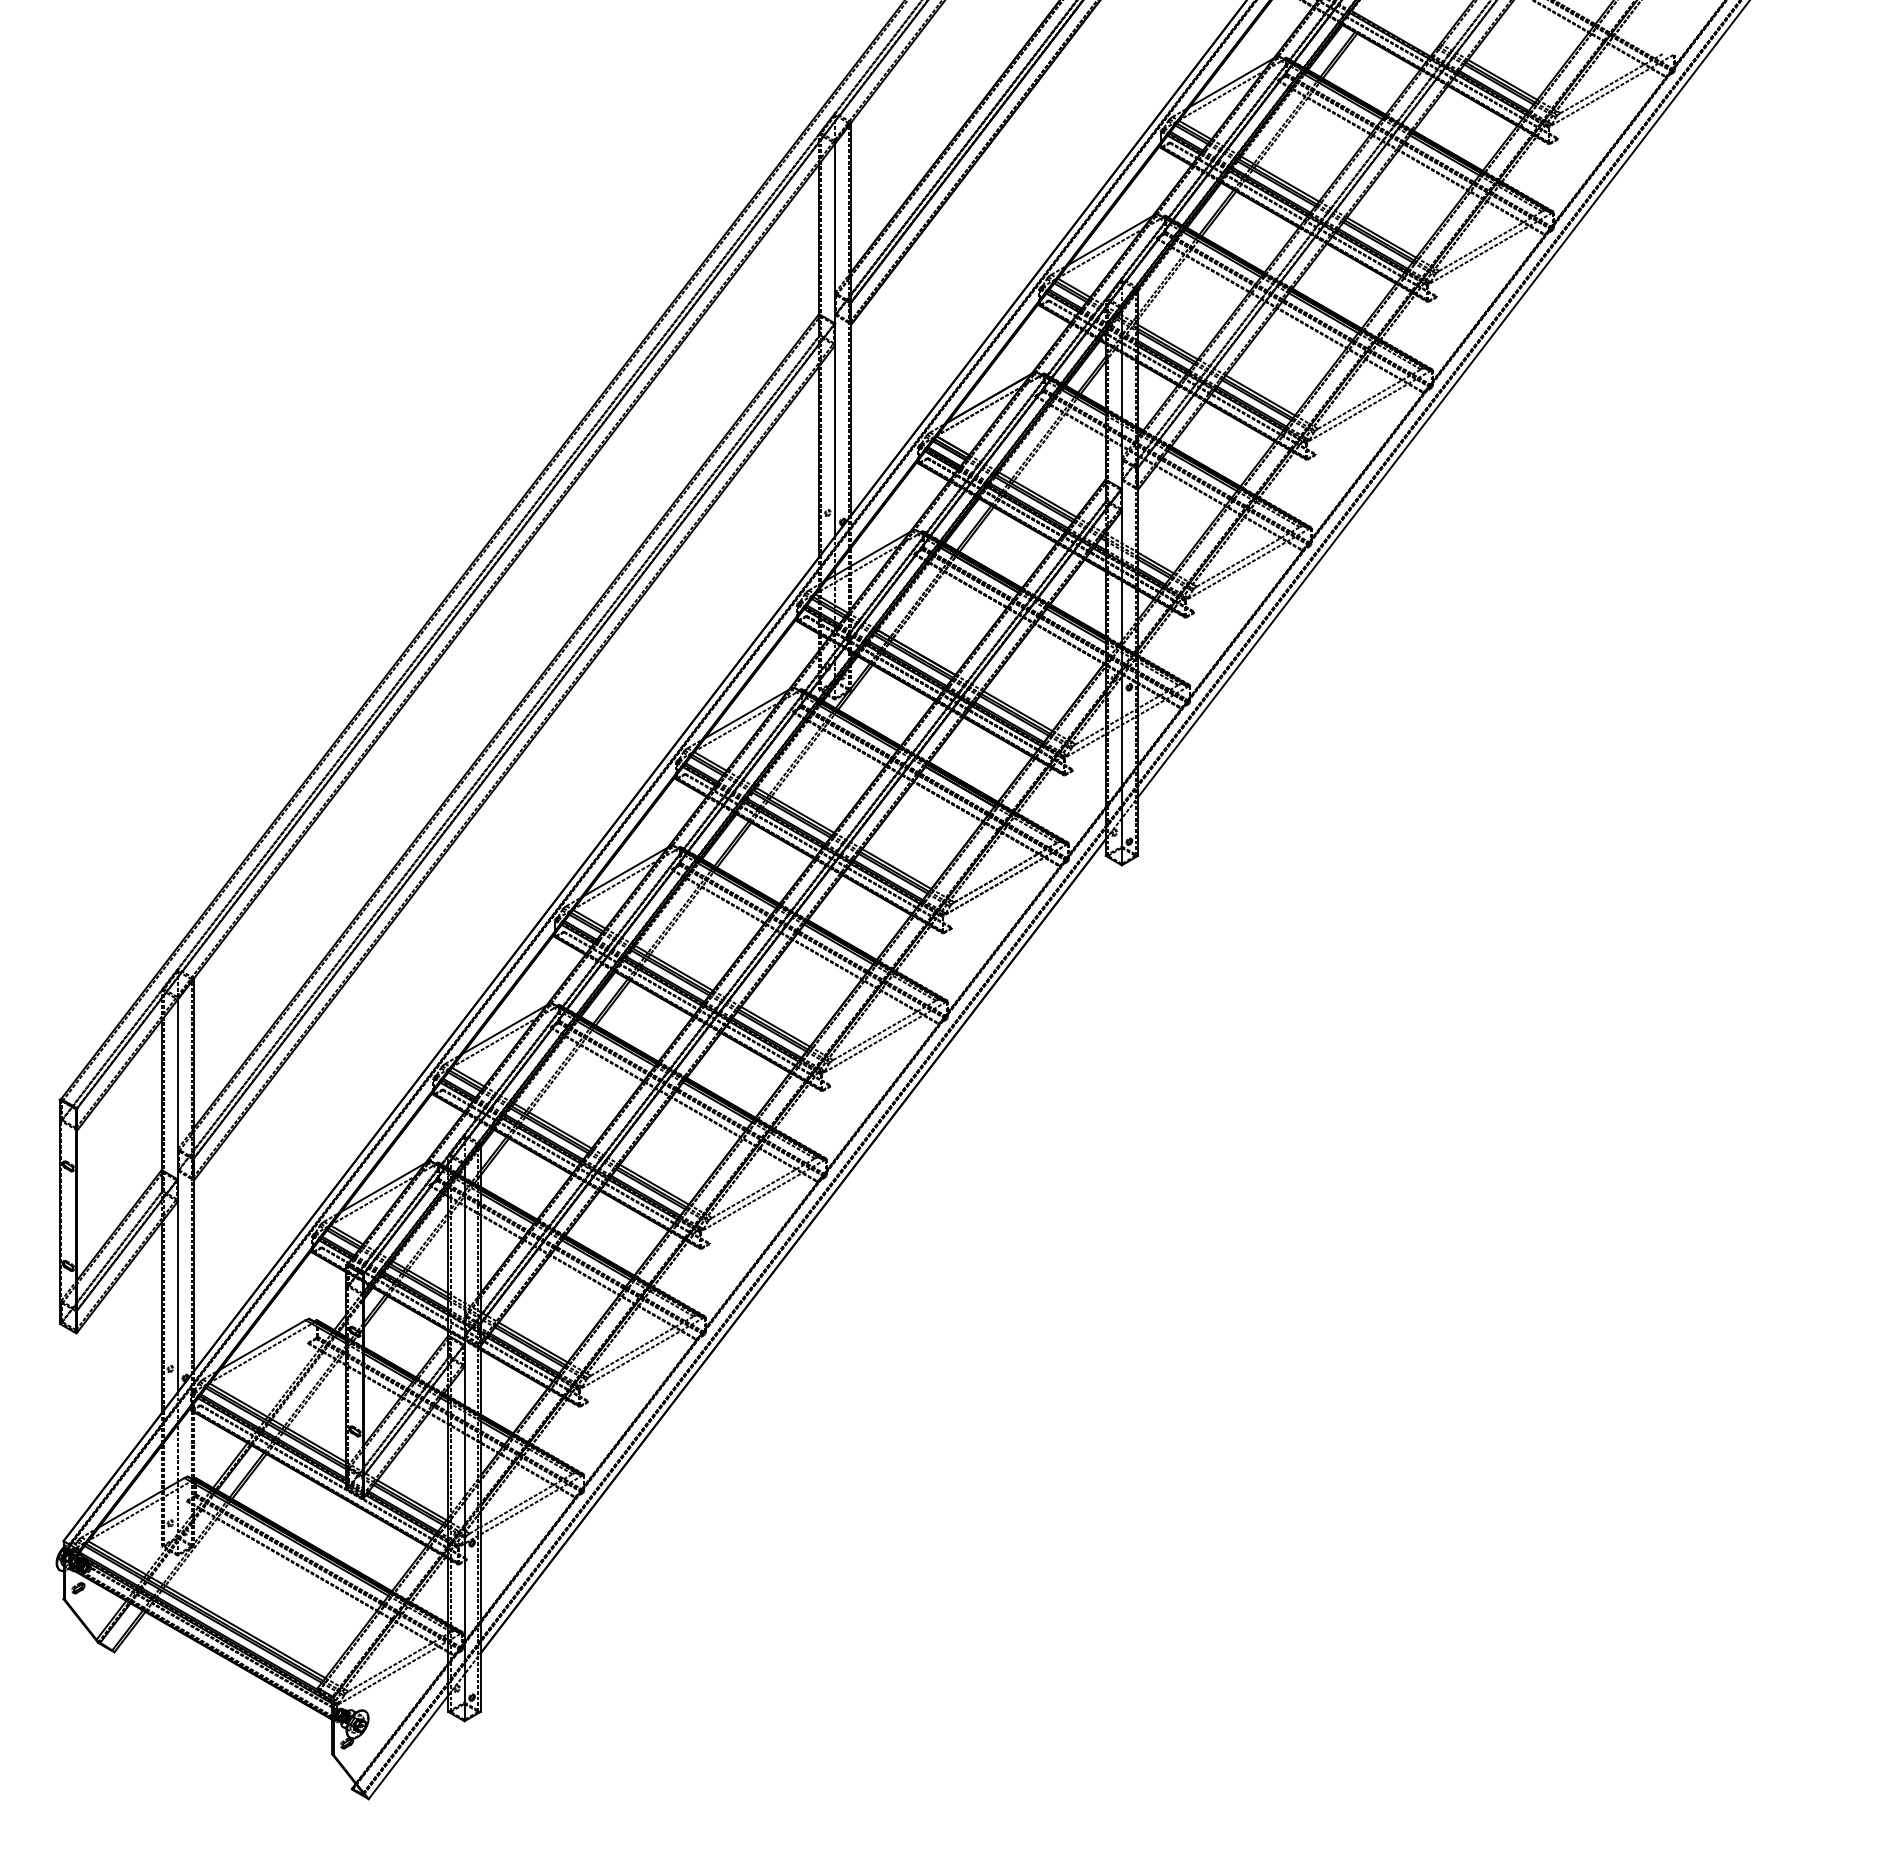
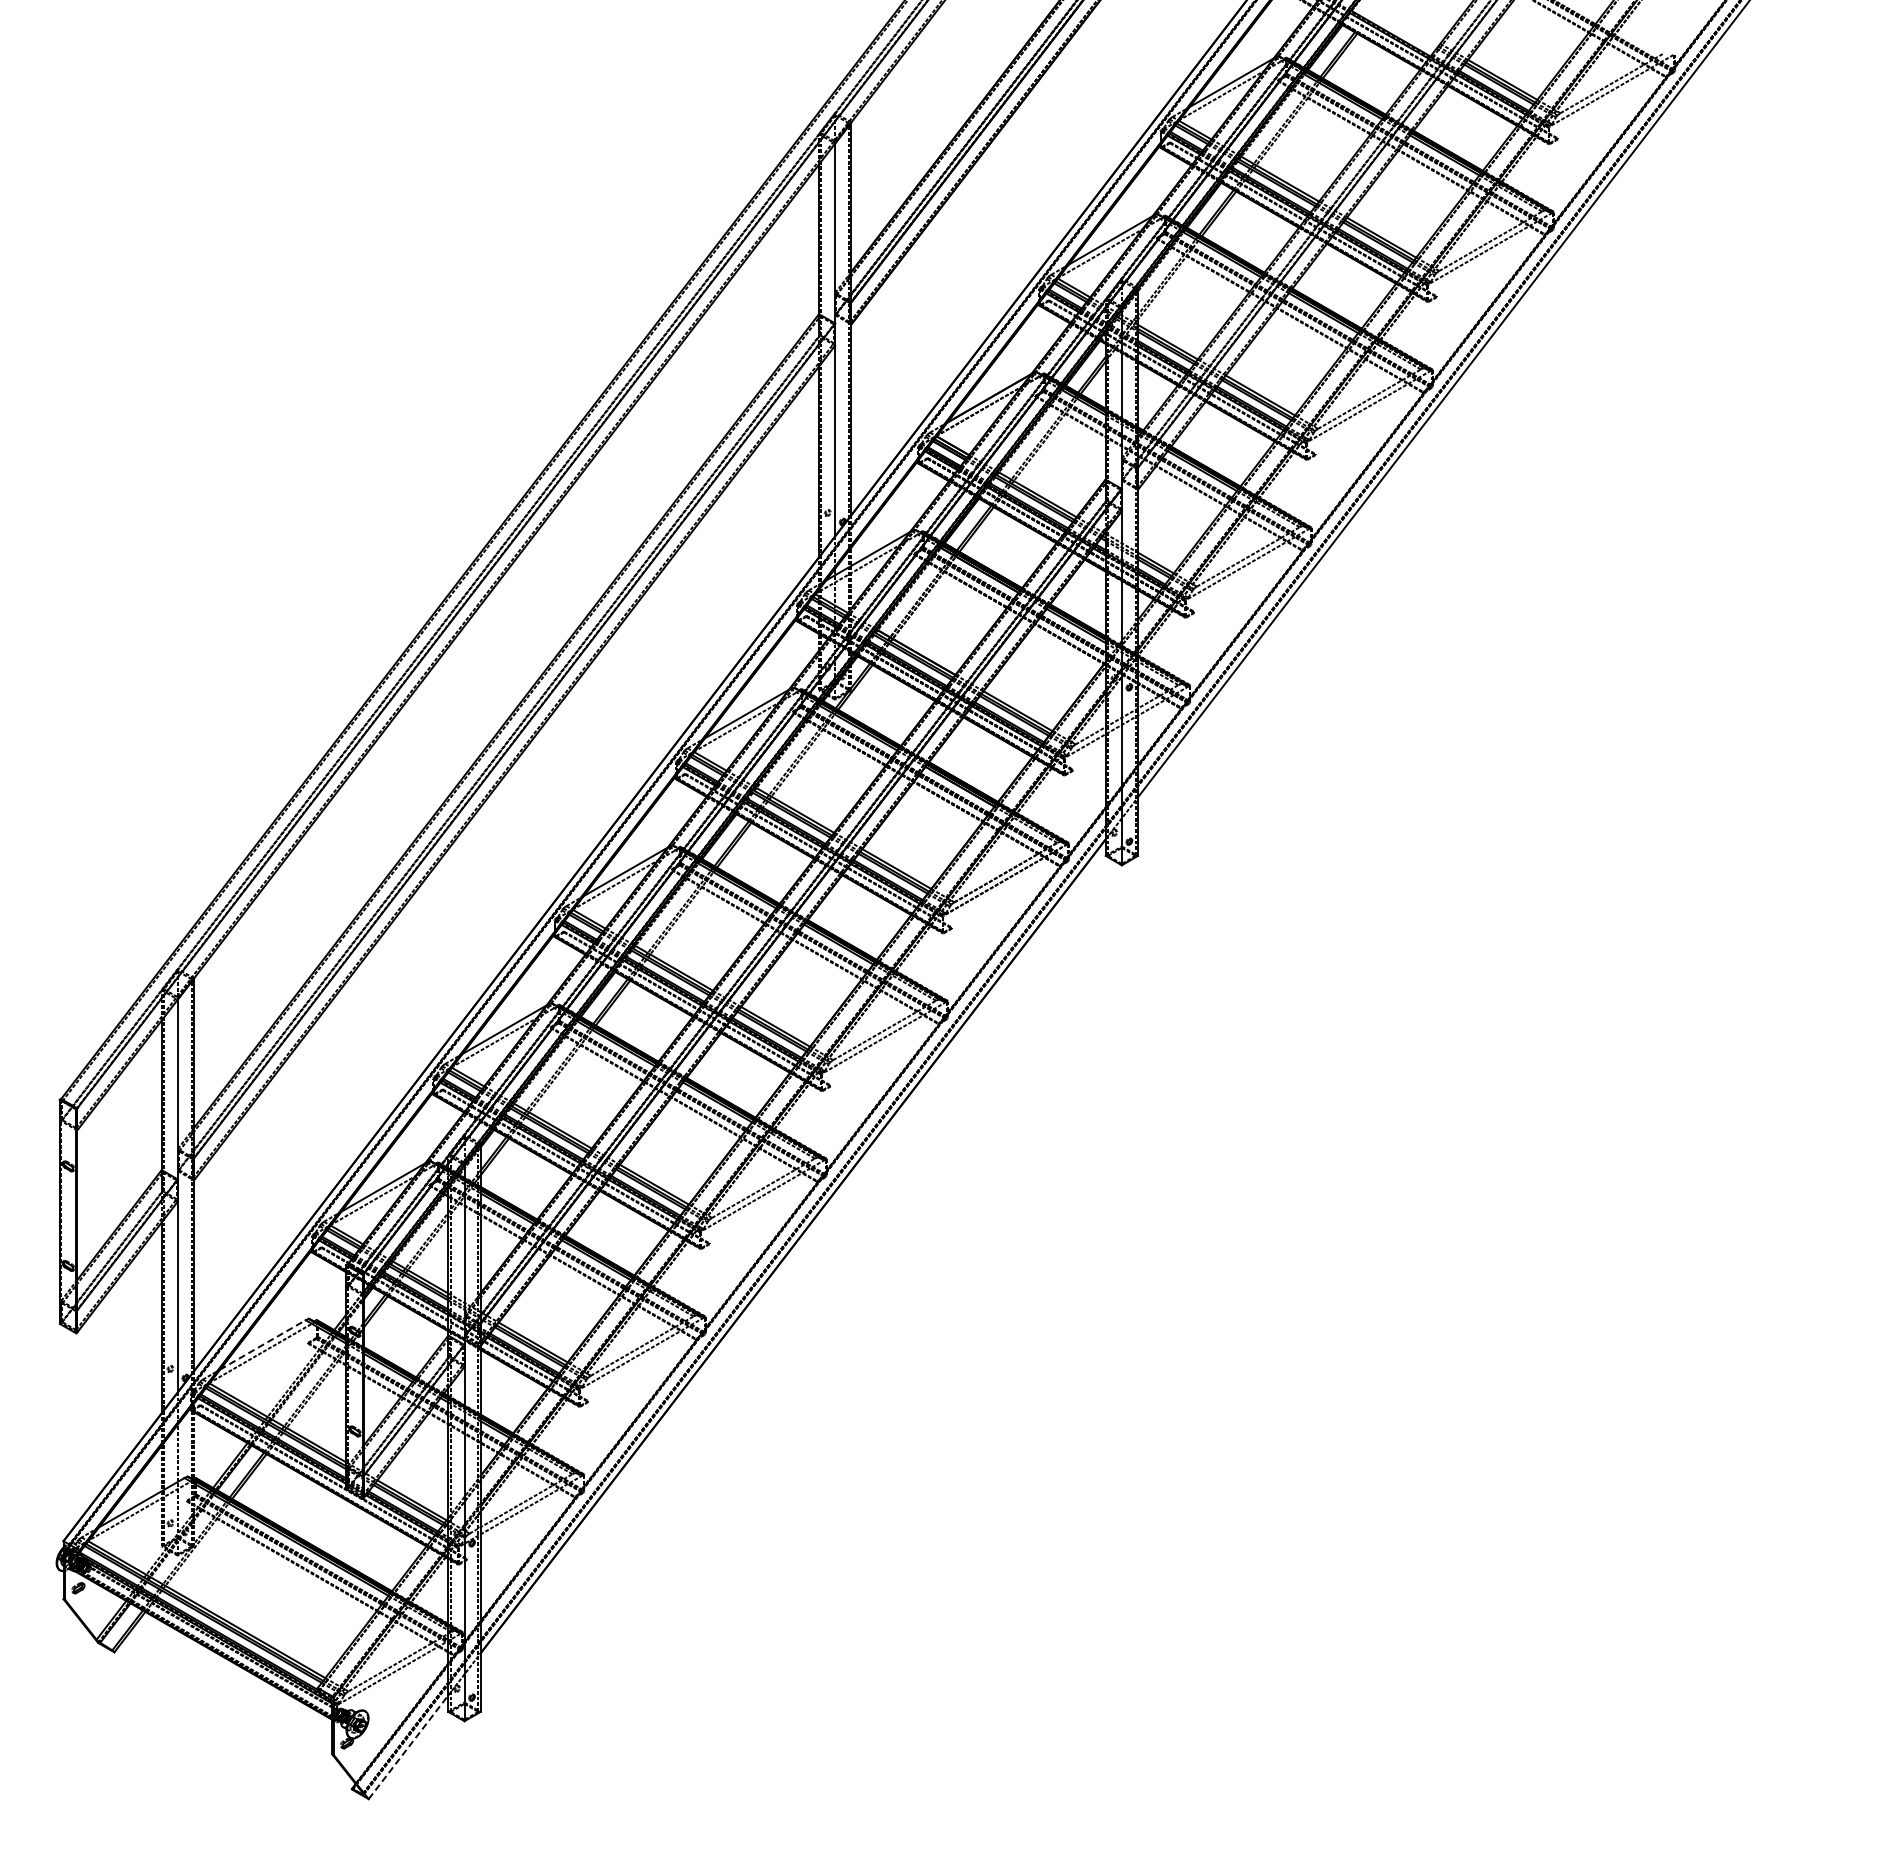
line: solid -> dashed (262, 1345)
line: solid -> dashed (408, 1746)
